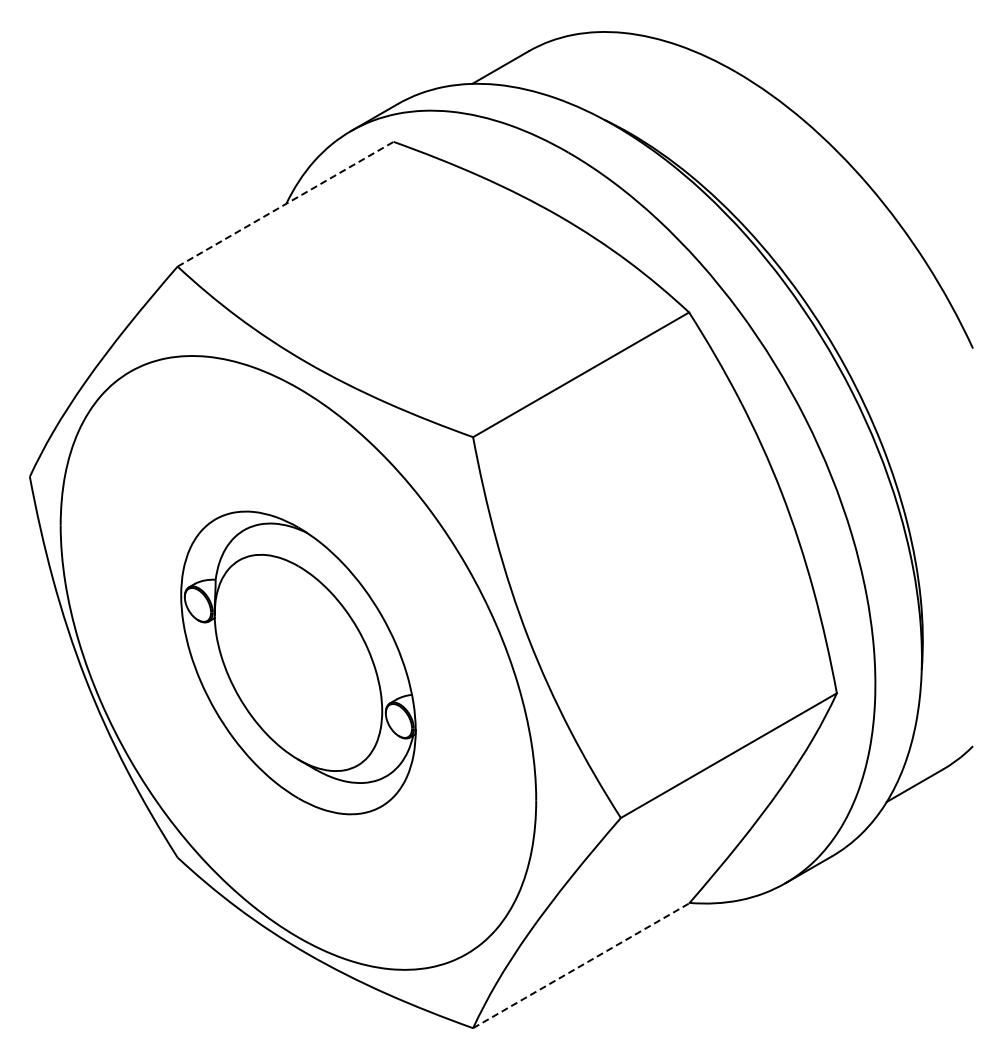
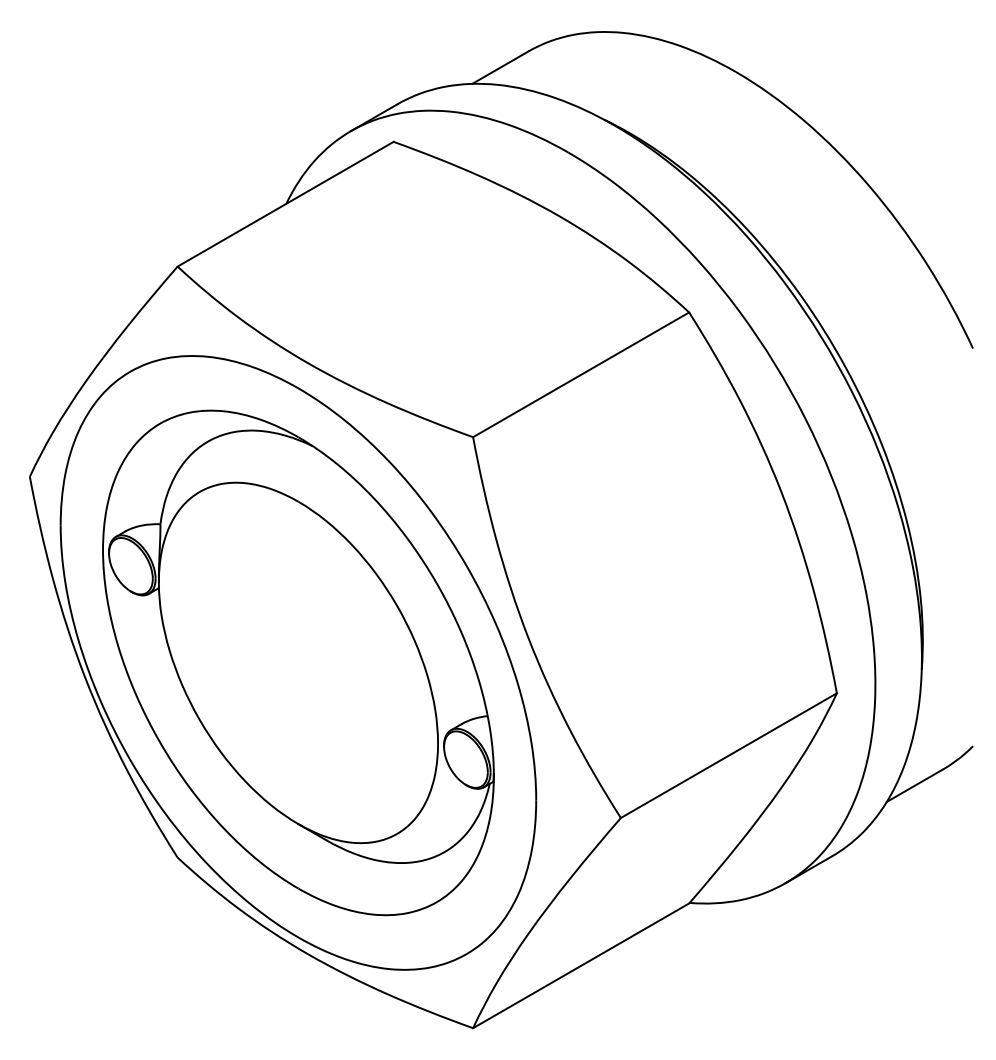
line: dashed -> solid (285, 204)
part size: 237x306 px -> 393x508 px (298, 662)
line: dashed -> solid (581, 965)
